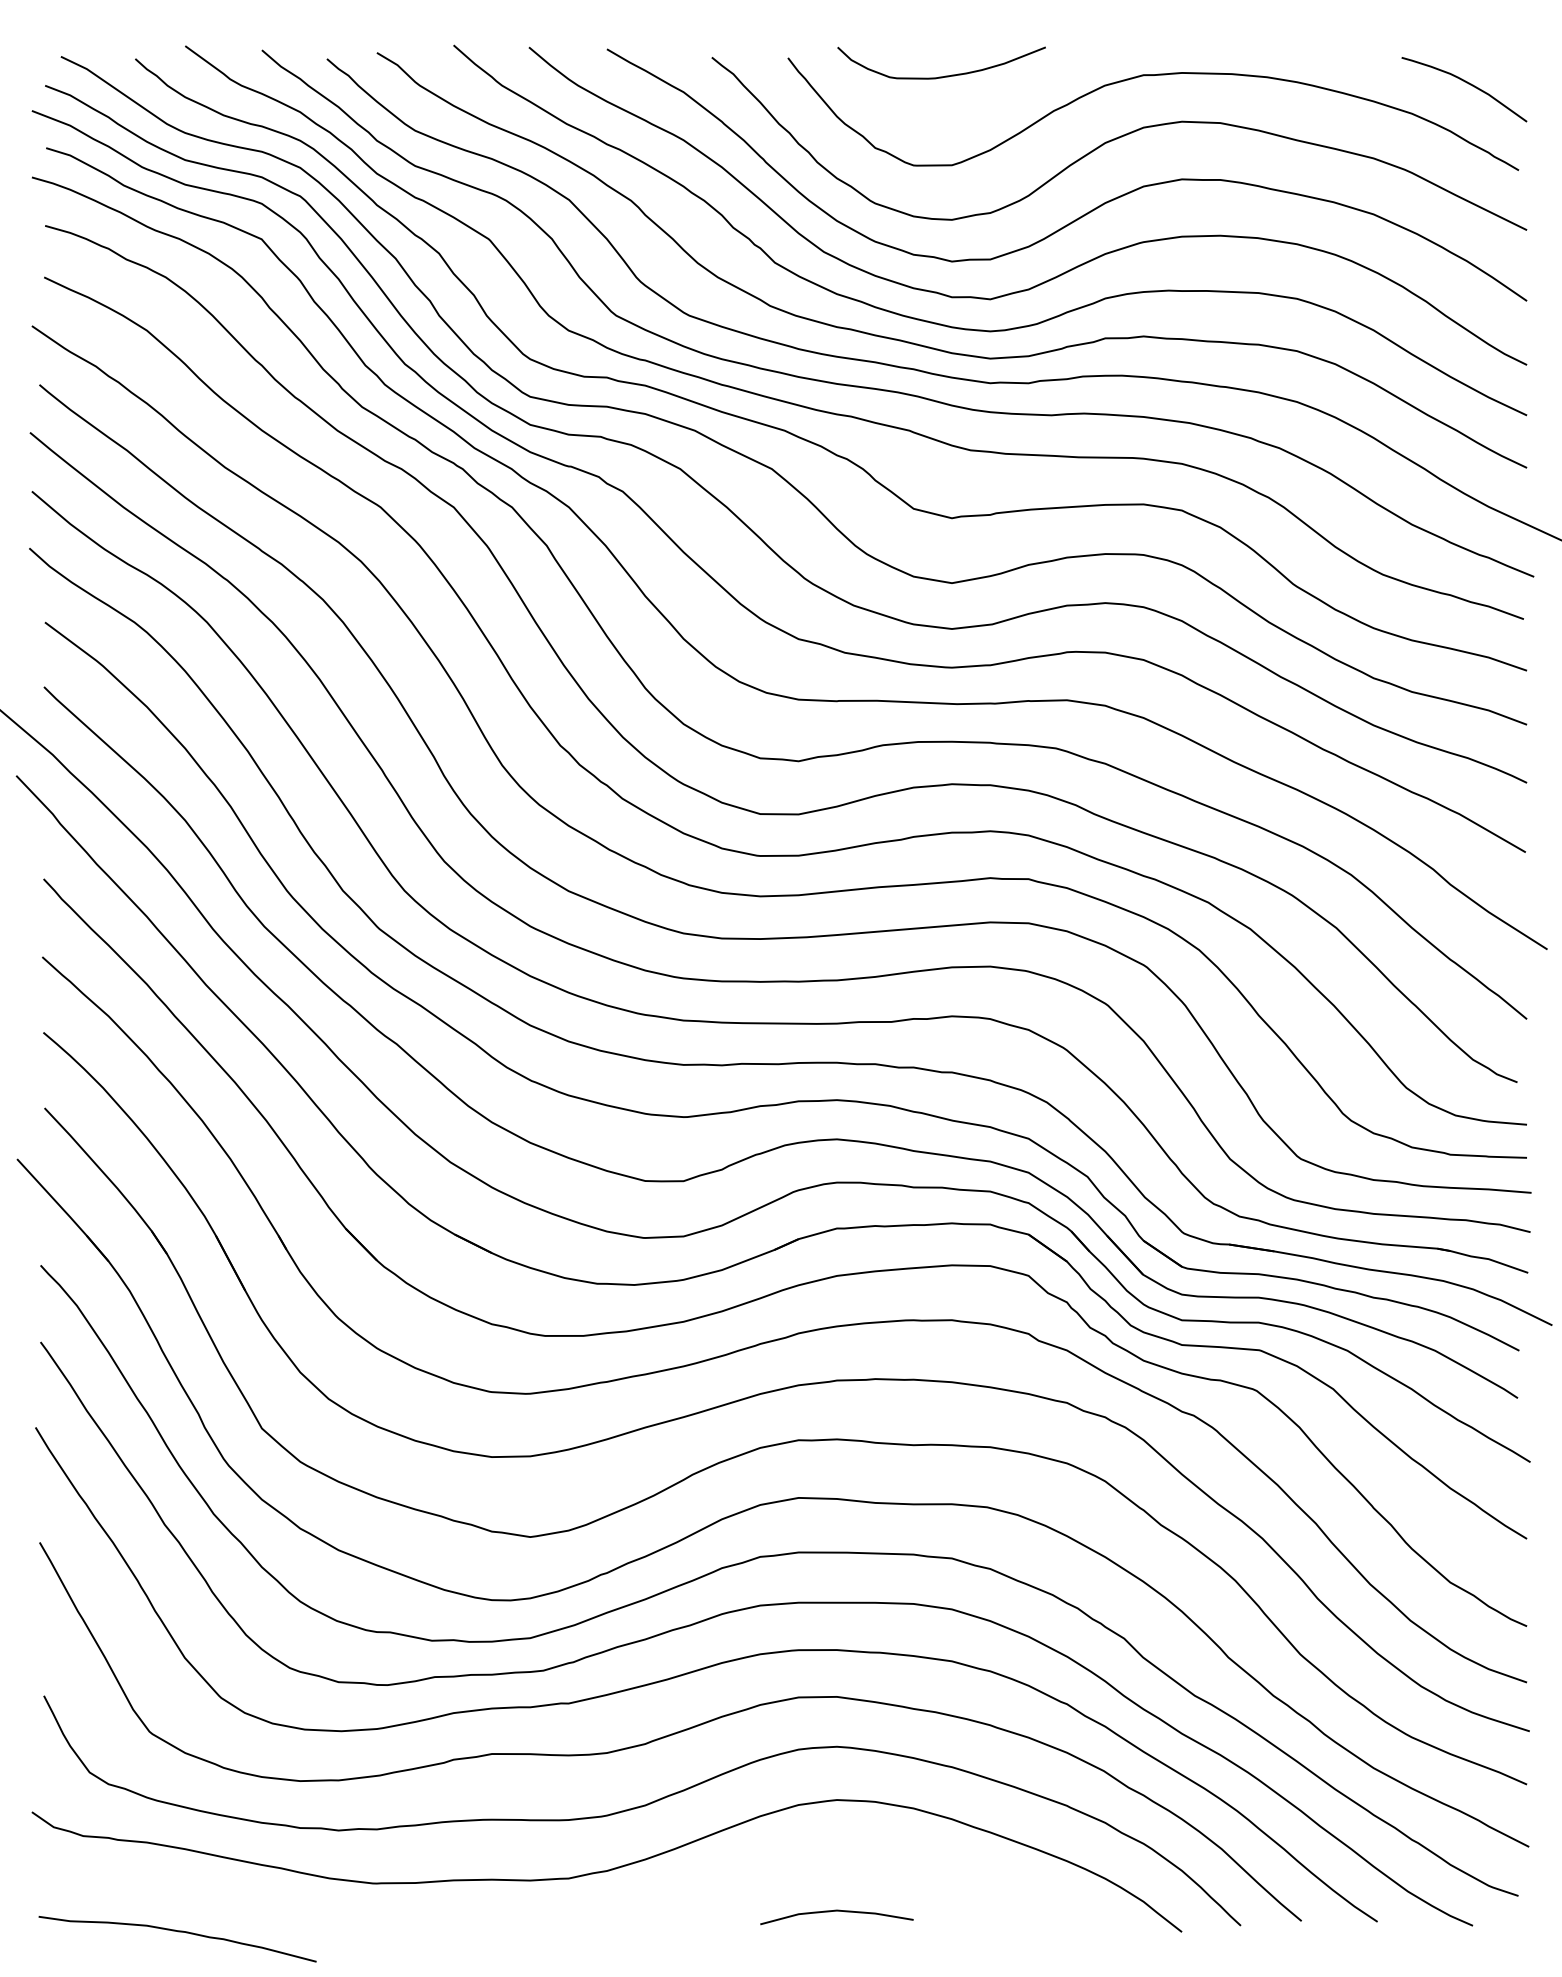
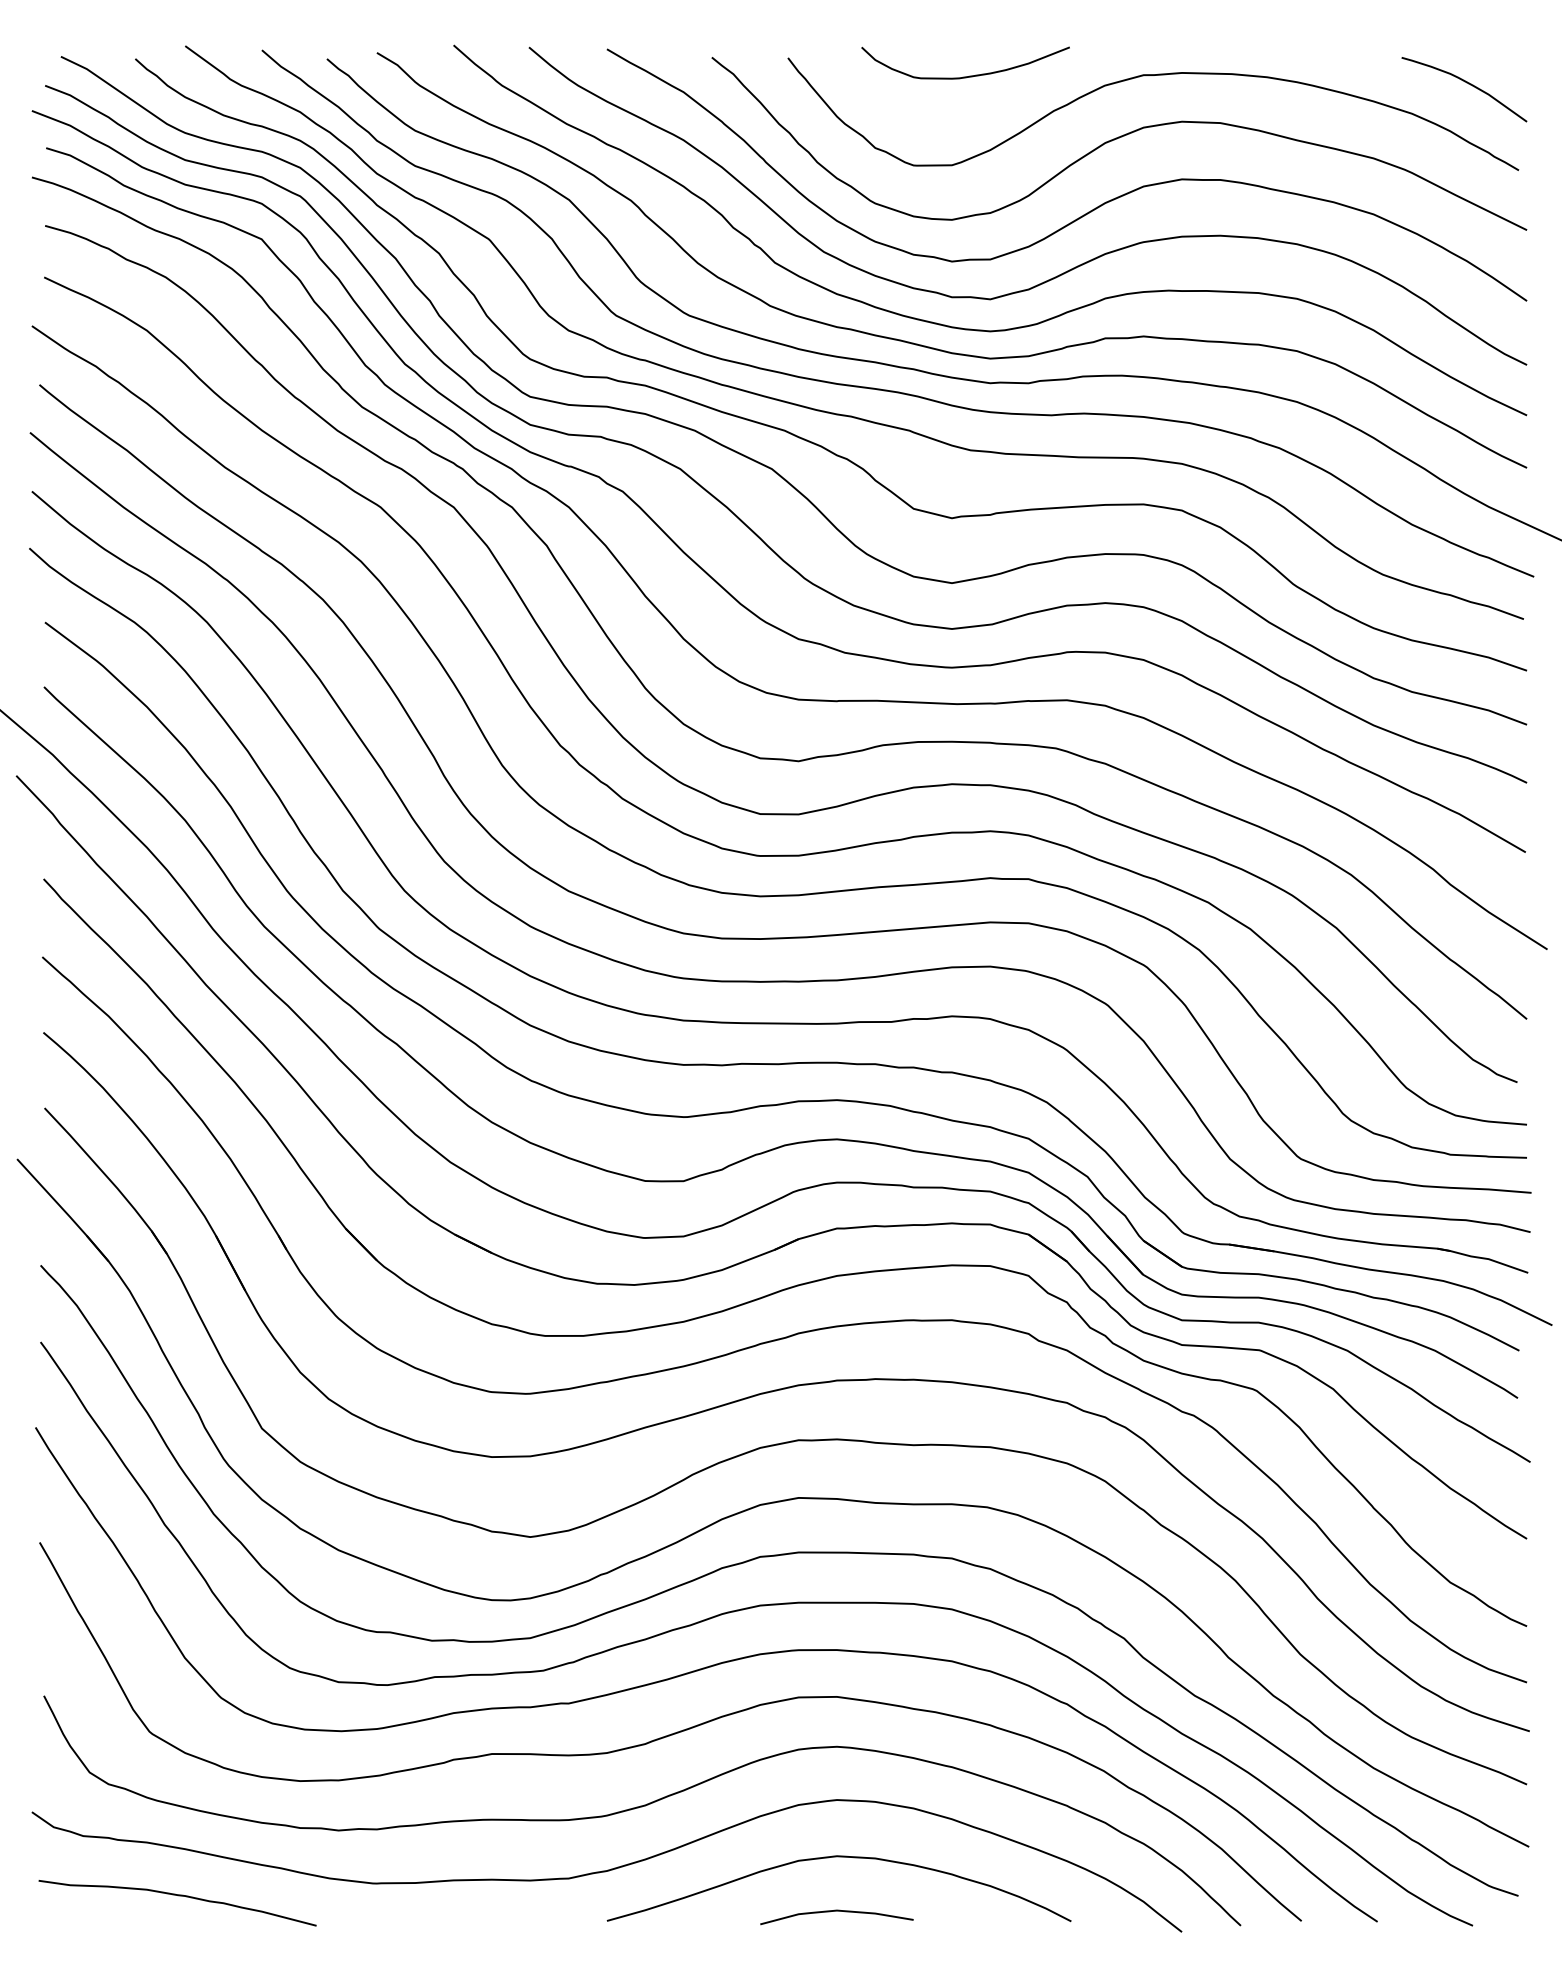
curve position: (945, 75) -> (969, 75) (969, 75)
curve: none -> present (838, 1857)
curve position: (178, 1932) -> (178, 1896) (178, 1896)
